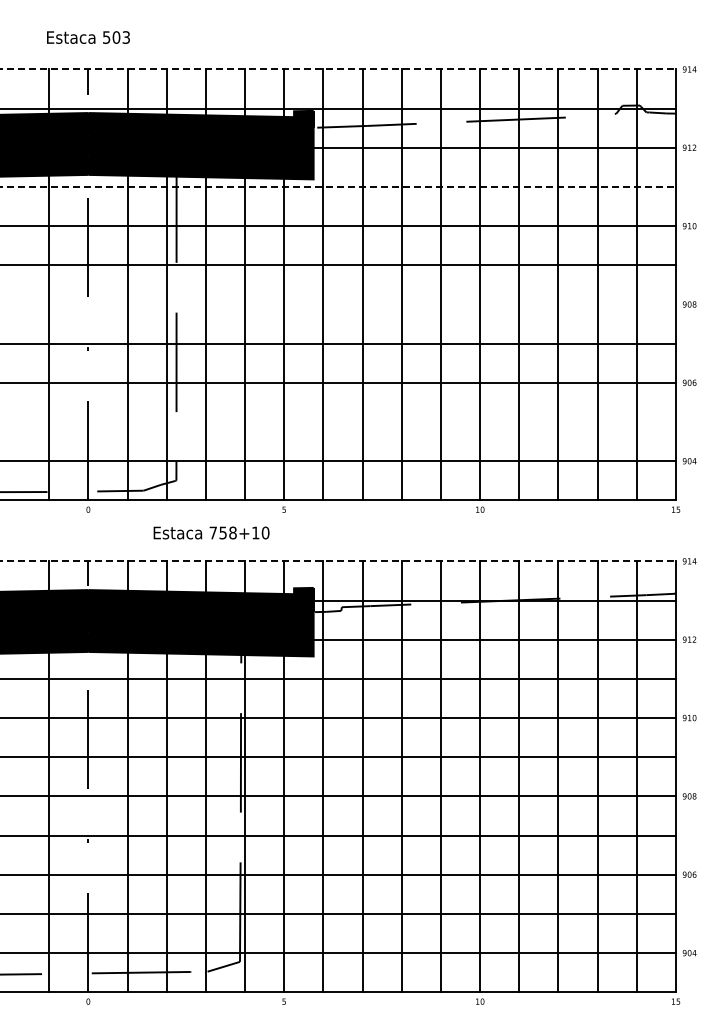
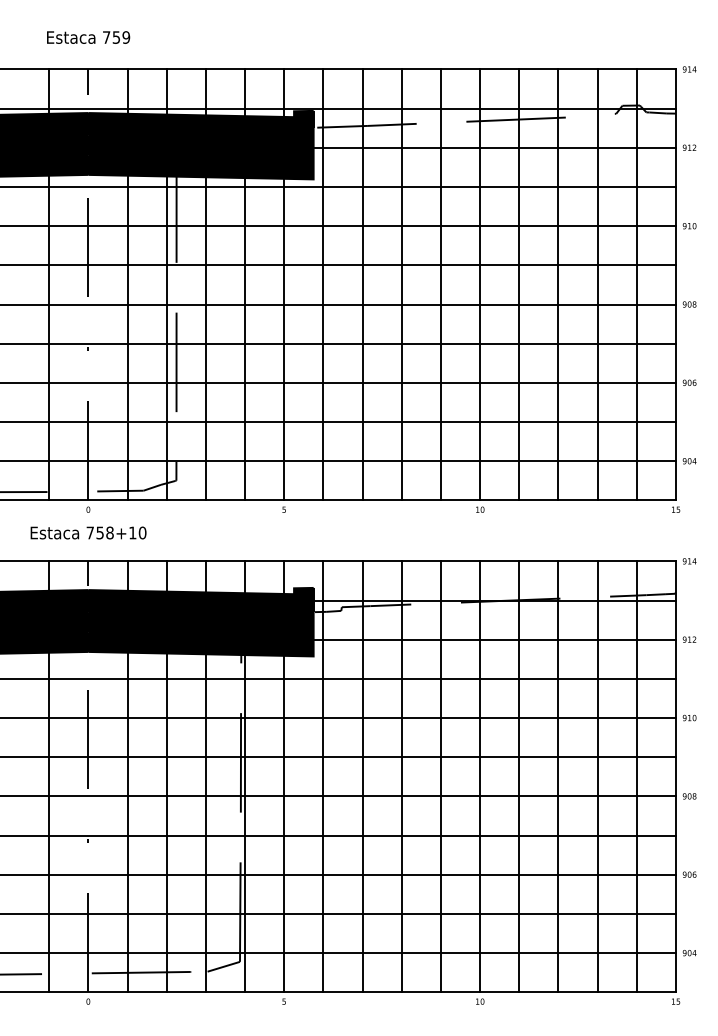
text: 503 -> 759 (116, 37)
line: dashed -> solid (338, 69)
line: dashed -> solid (338, 186)
line: none -> present (339, 304)
line: none -> present (339, 422)
text position: (211, 532) -> (88, 532) (88, 532)
line: dashed -> solid (338, 561)
